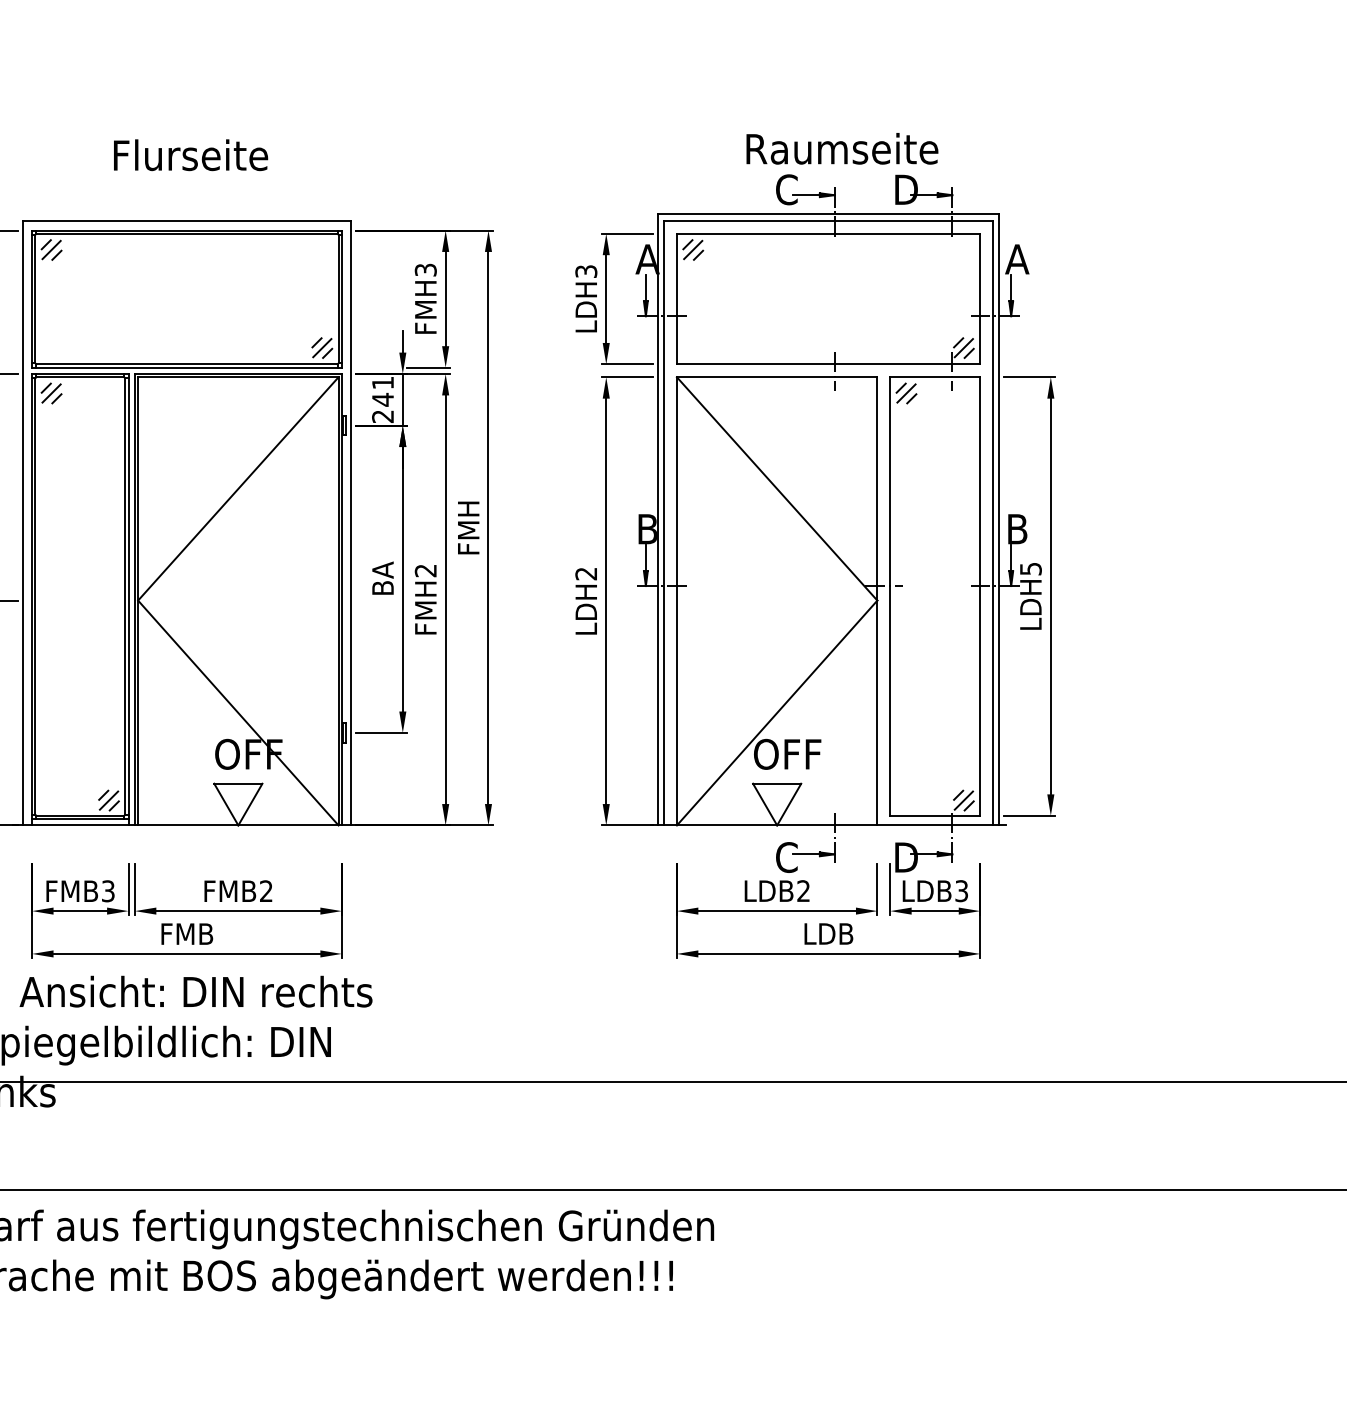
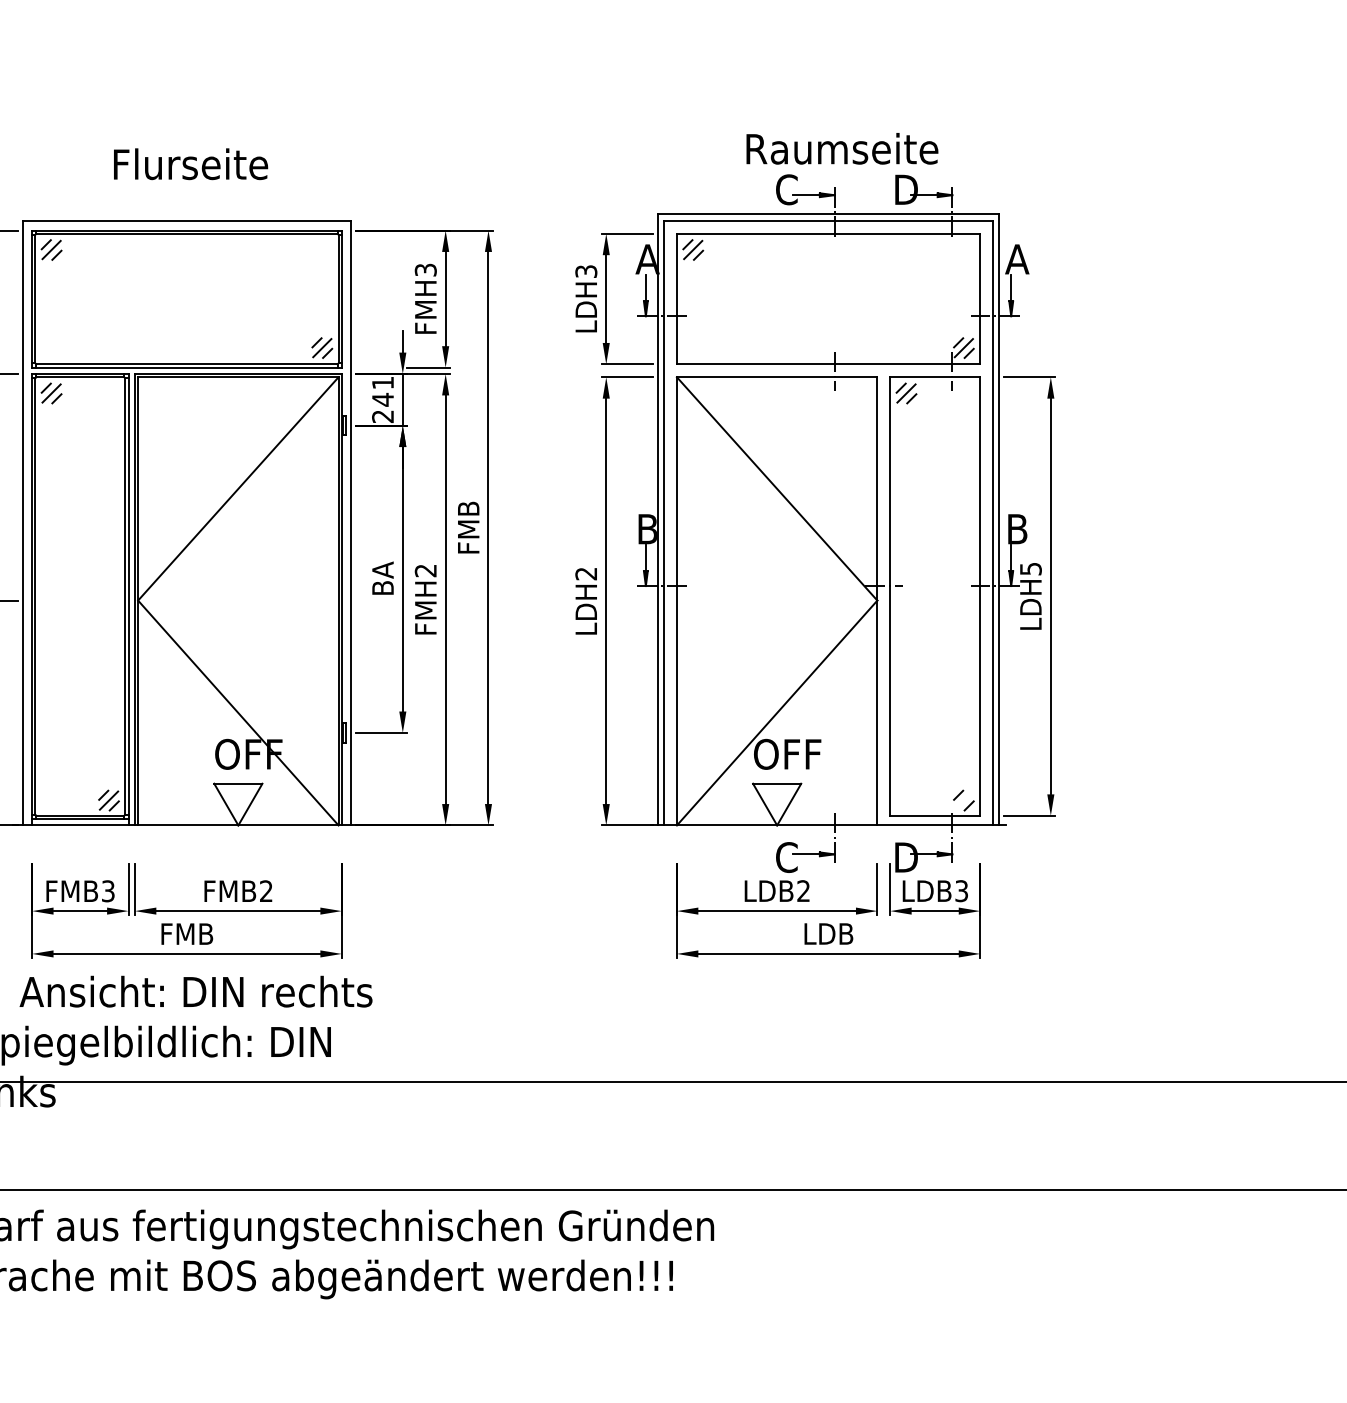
text position: (191, 155) -> (191, 164) (191, 164)
text: FMH -> FMB (468, 527)
line: present -> none (963, 800)
